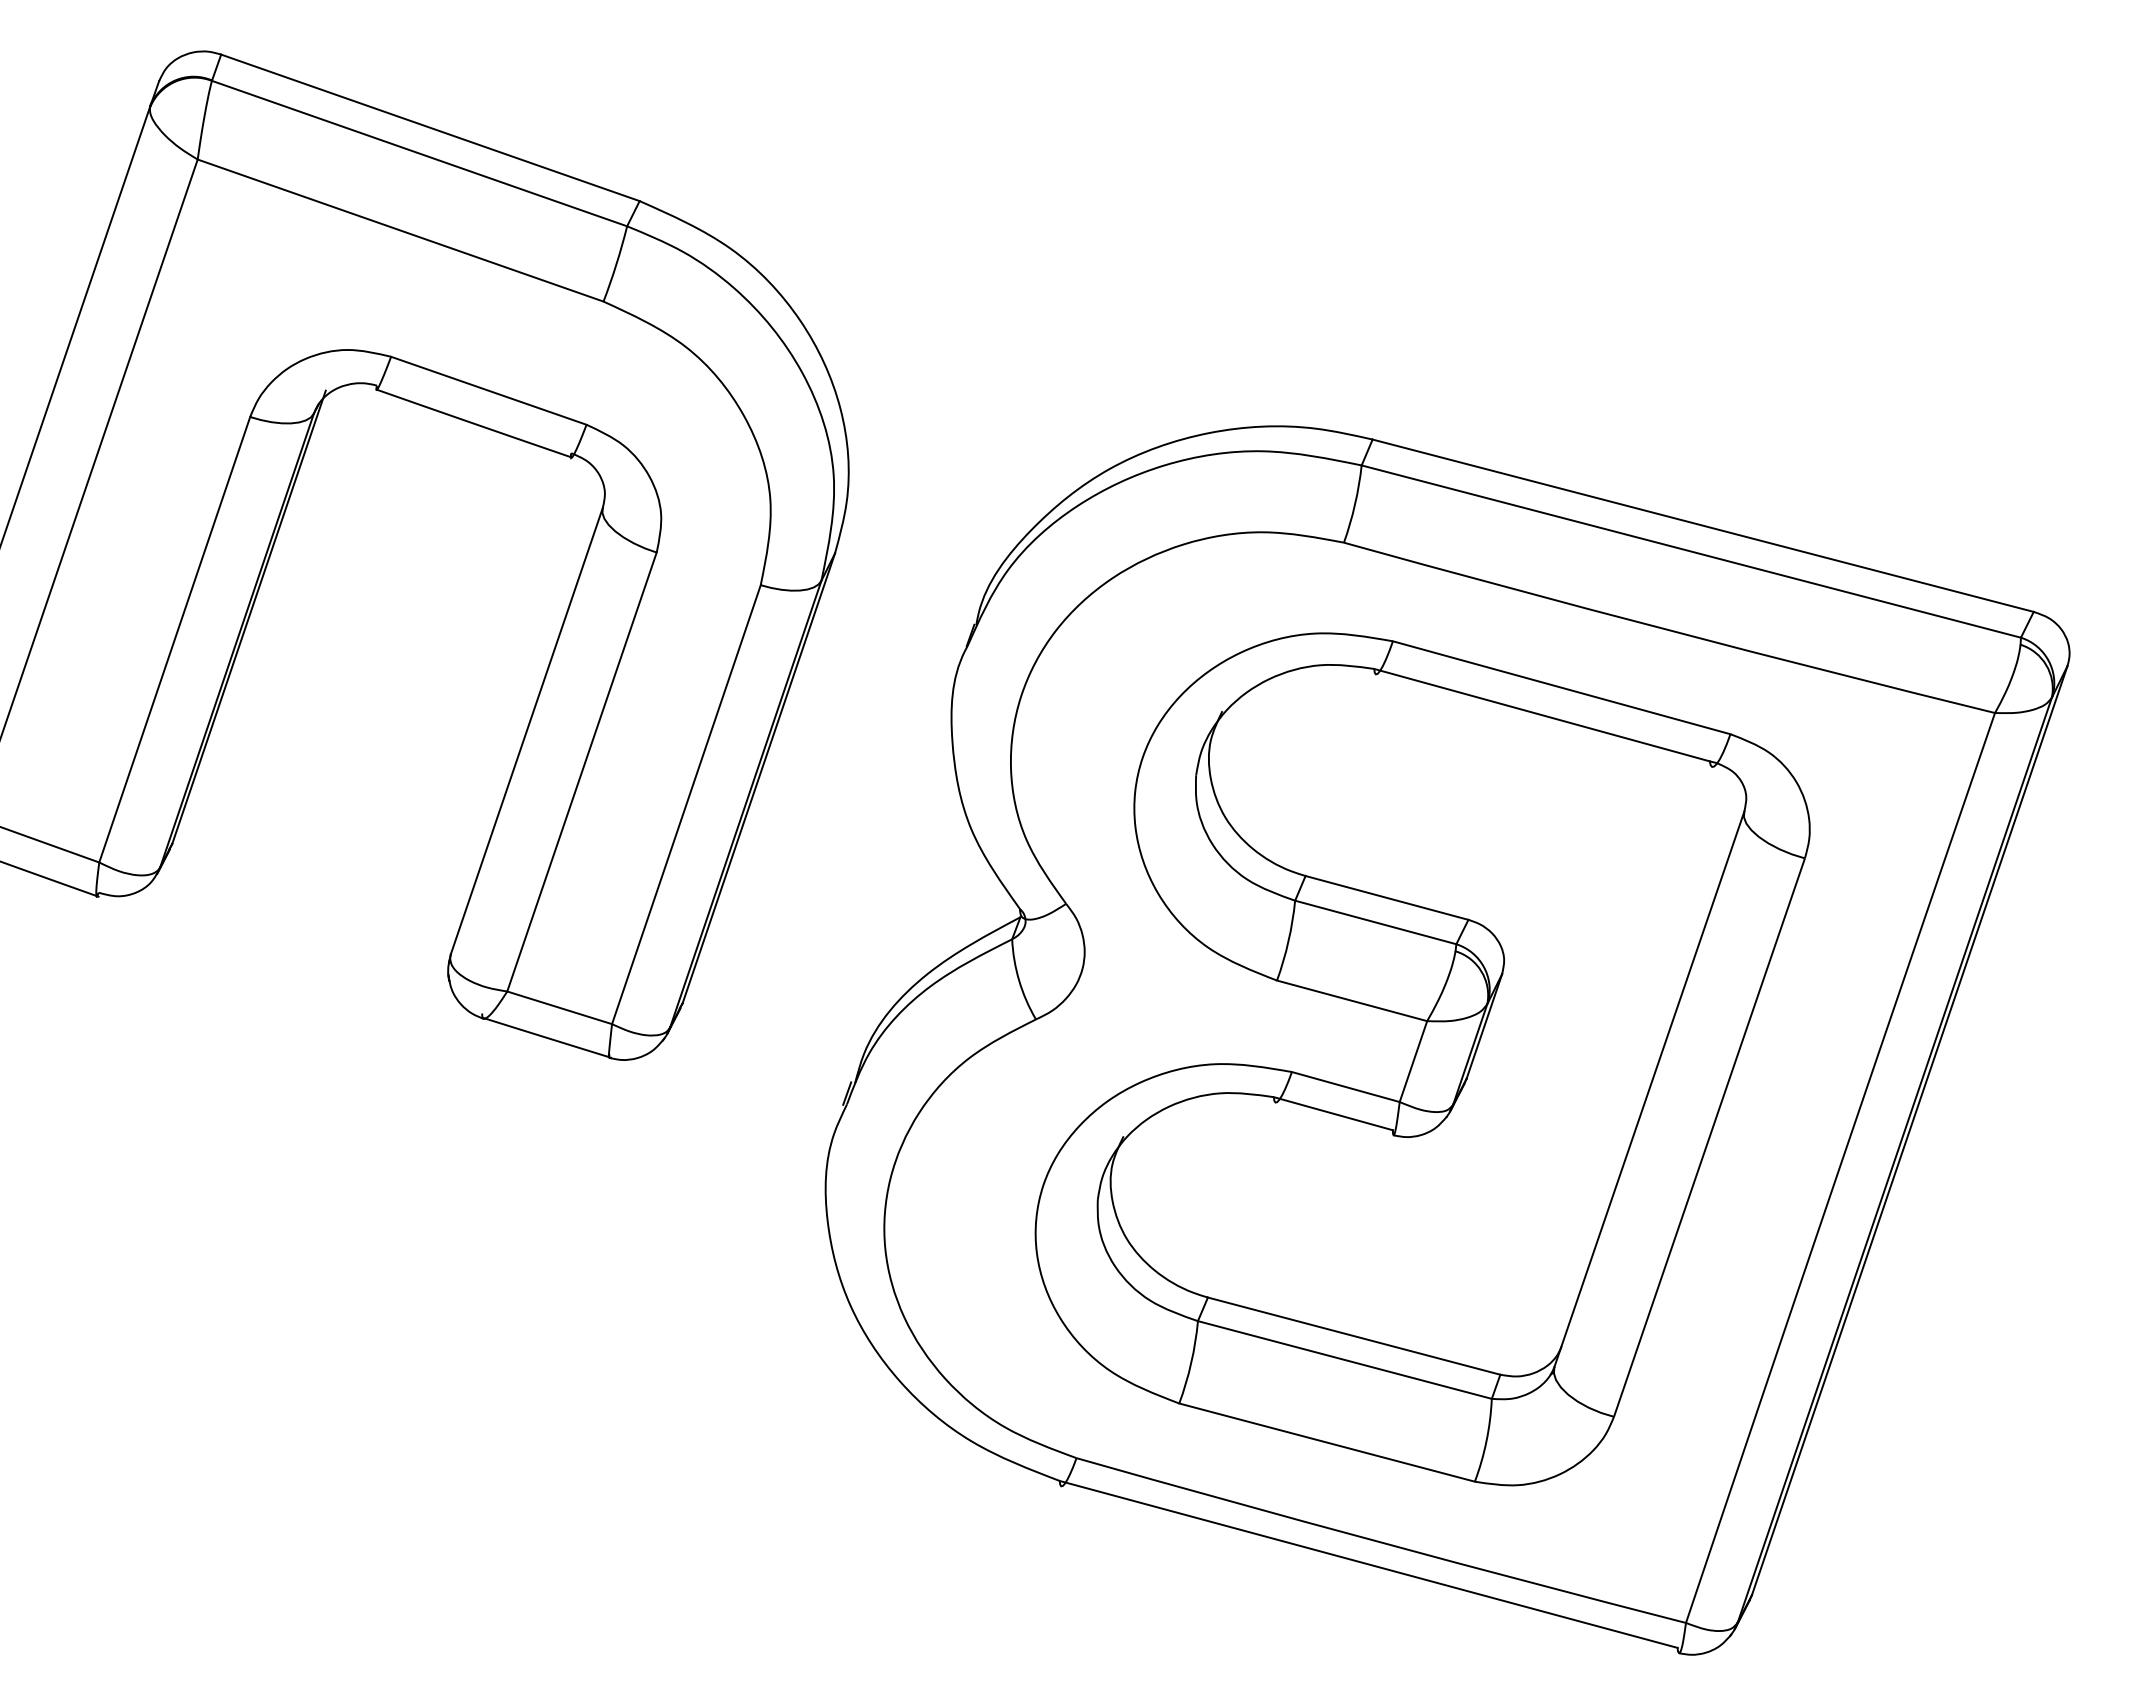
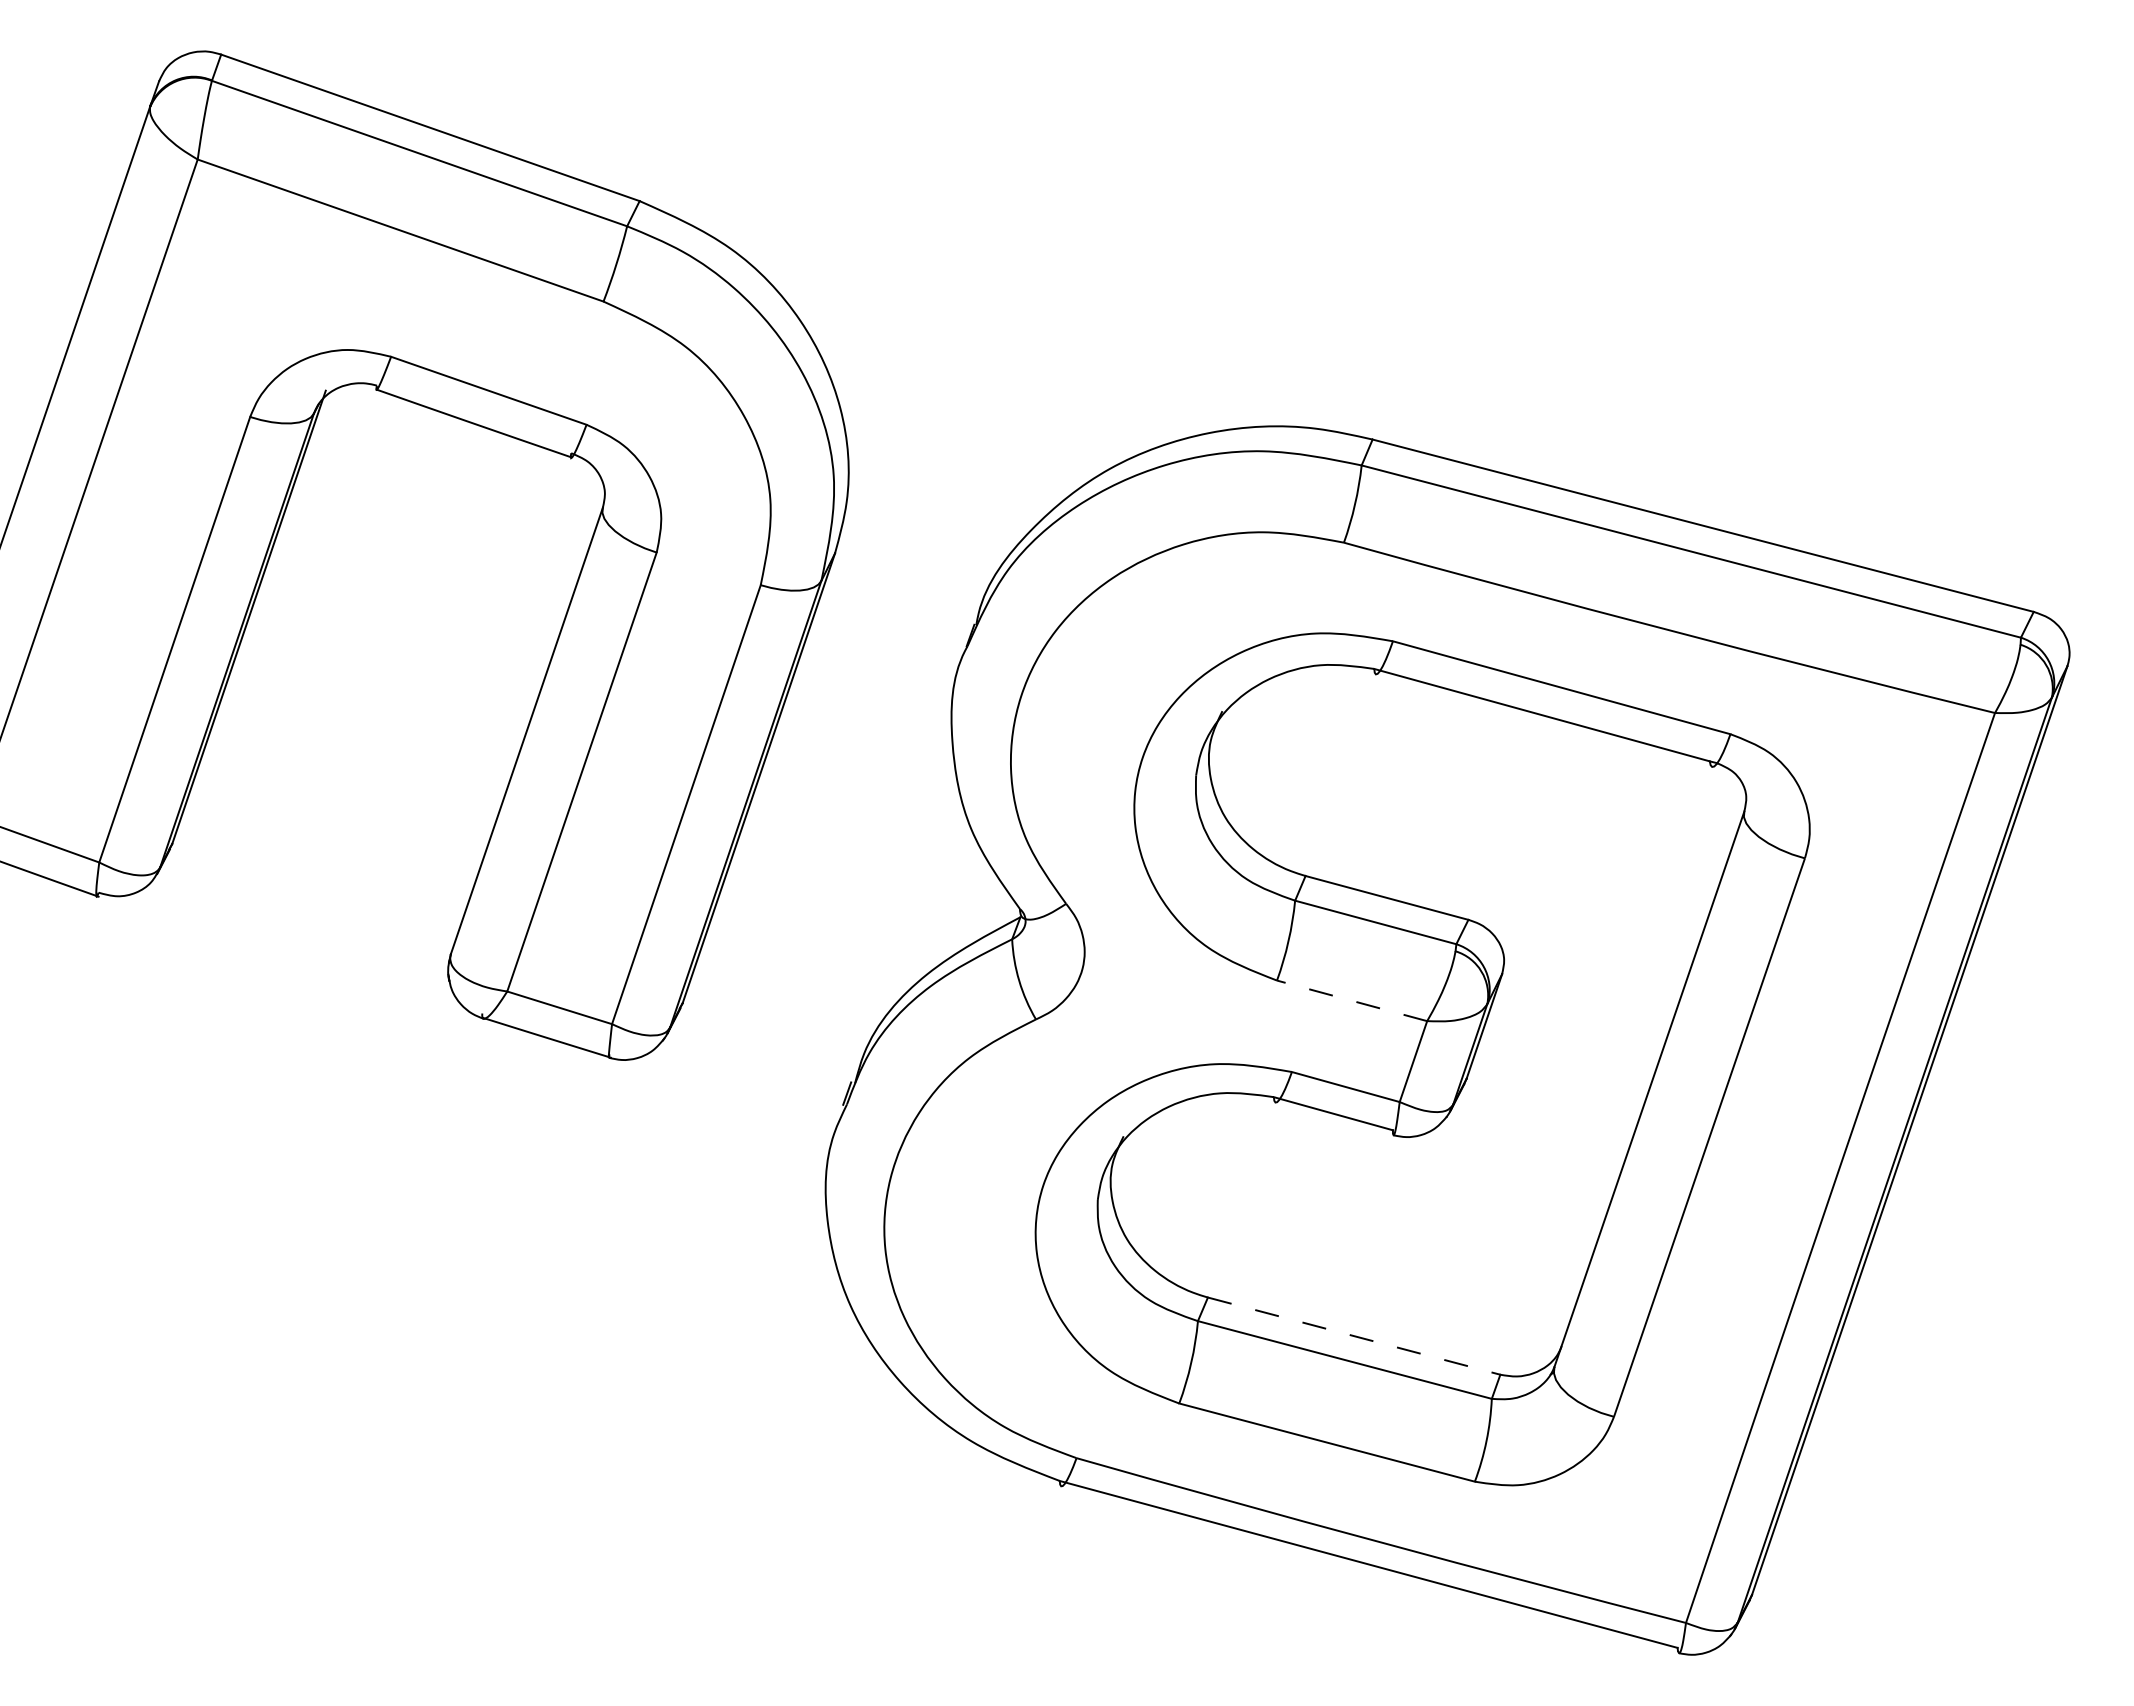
line: solid -> dashed (1352, 1000)
line: solid -> dashed (1354, 1336)
